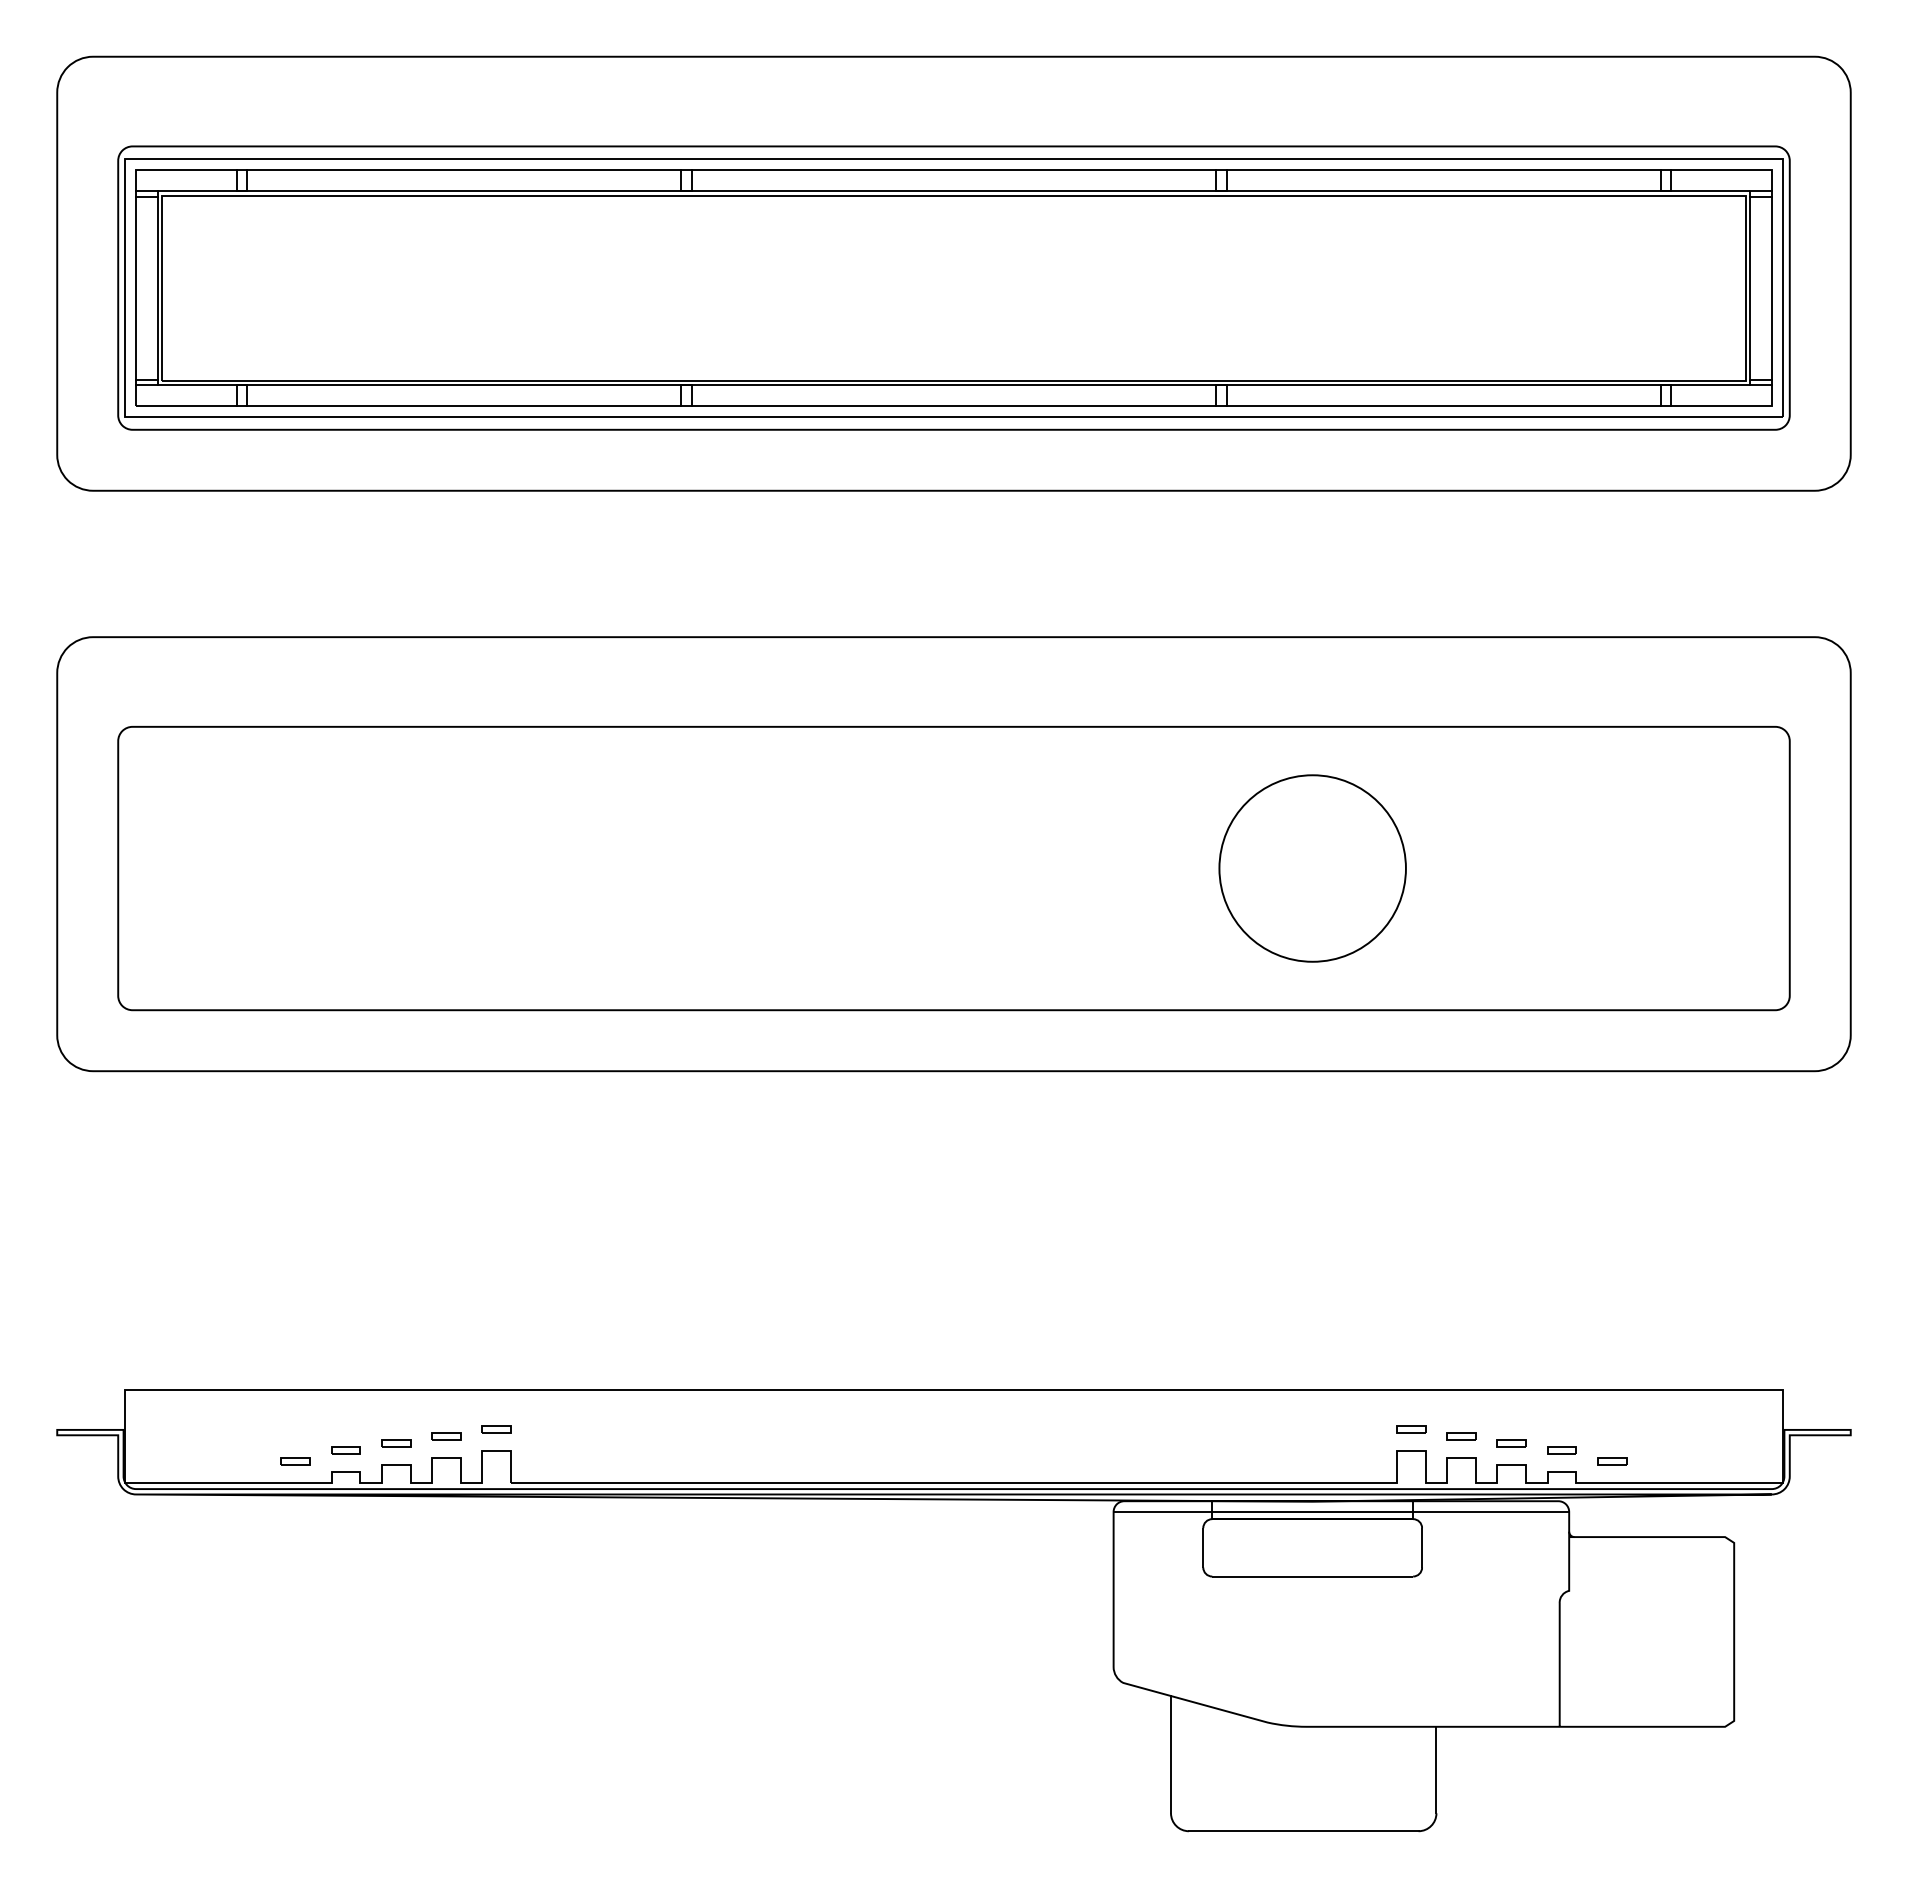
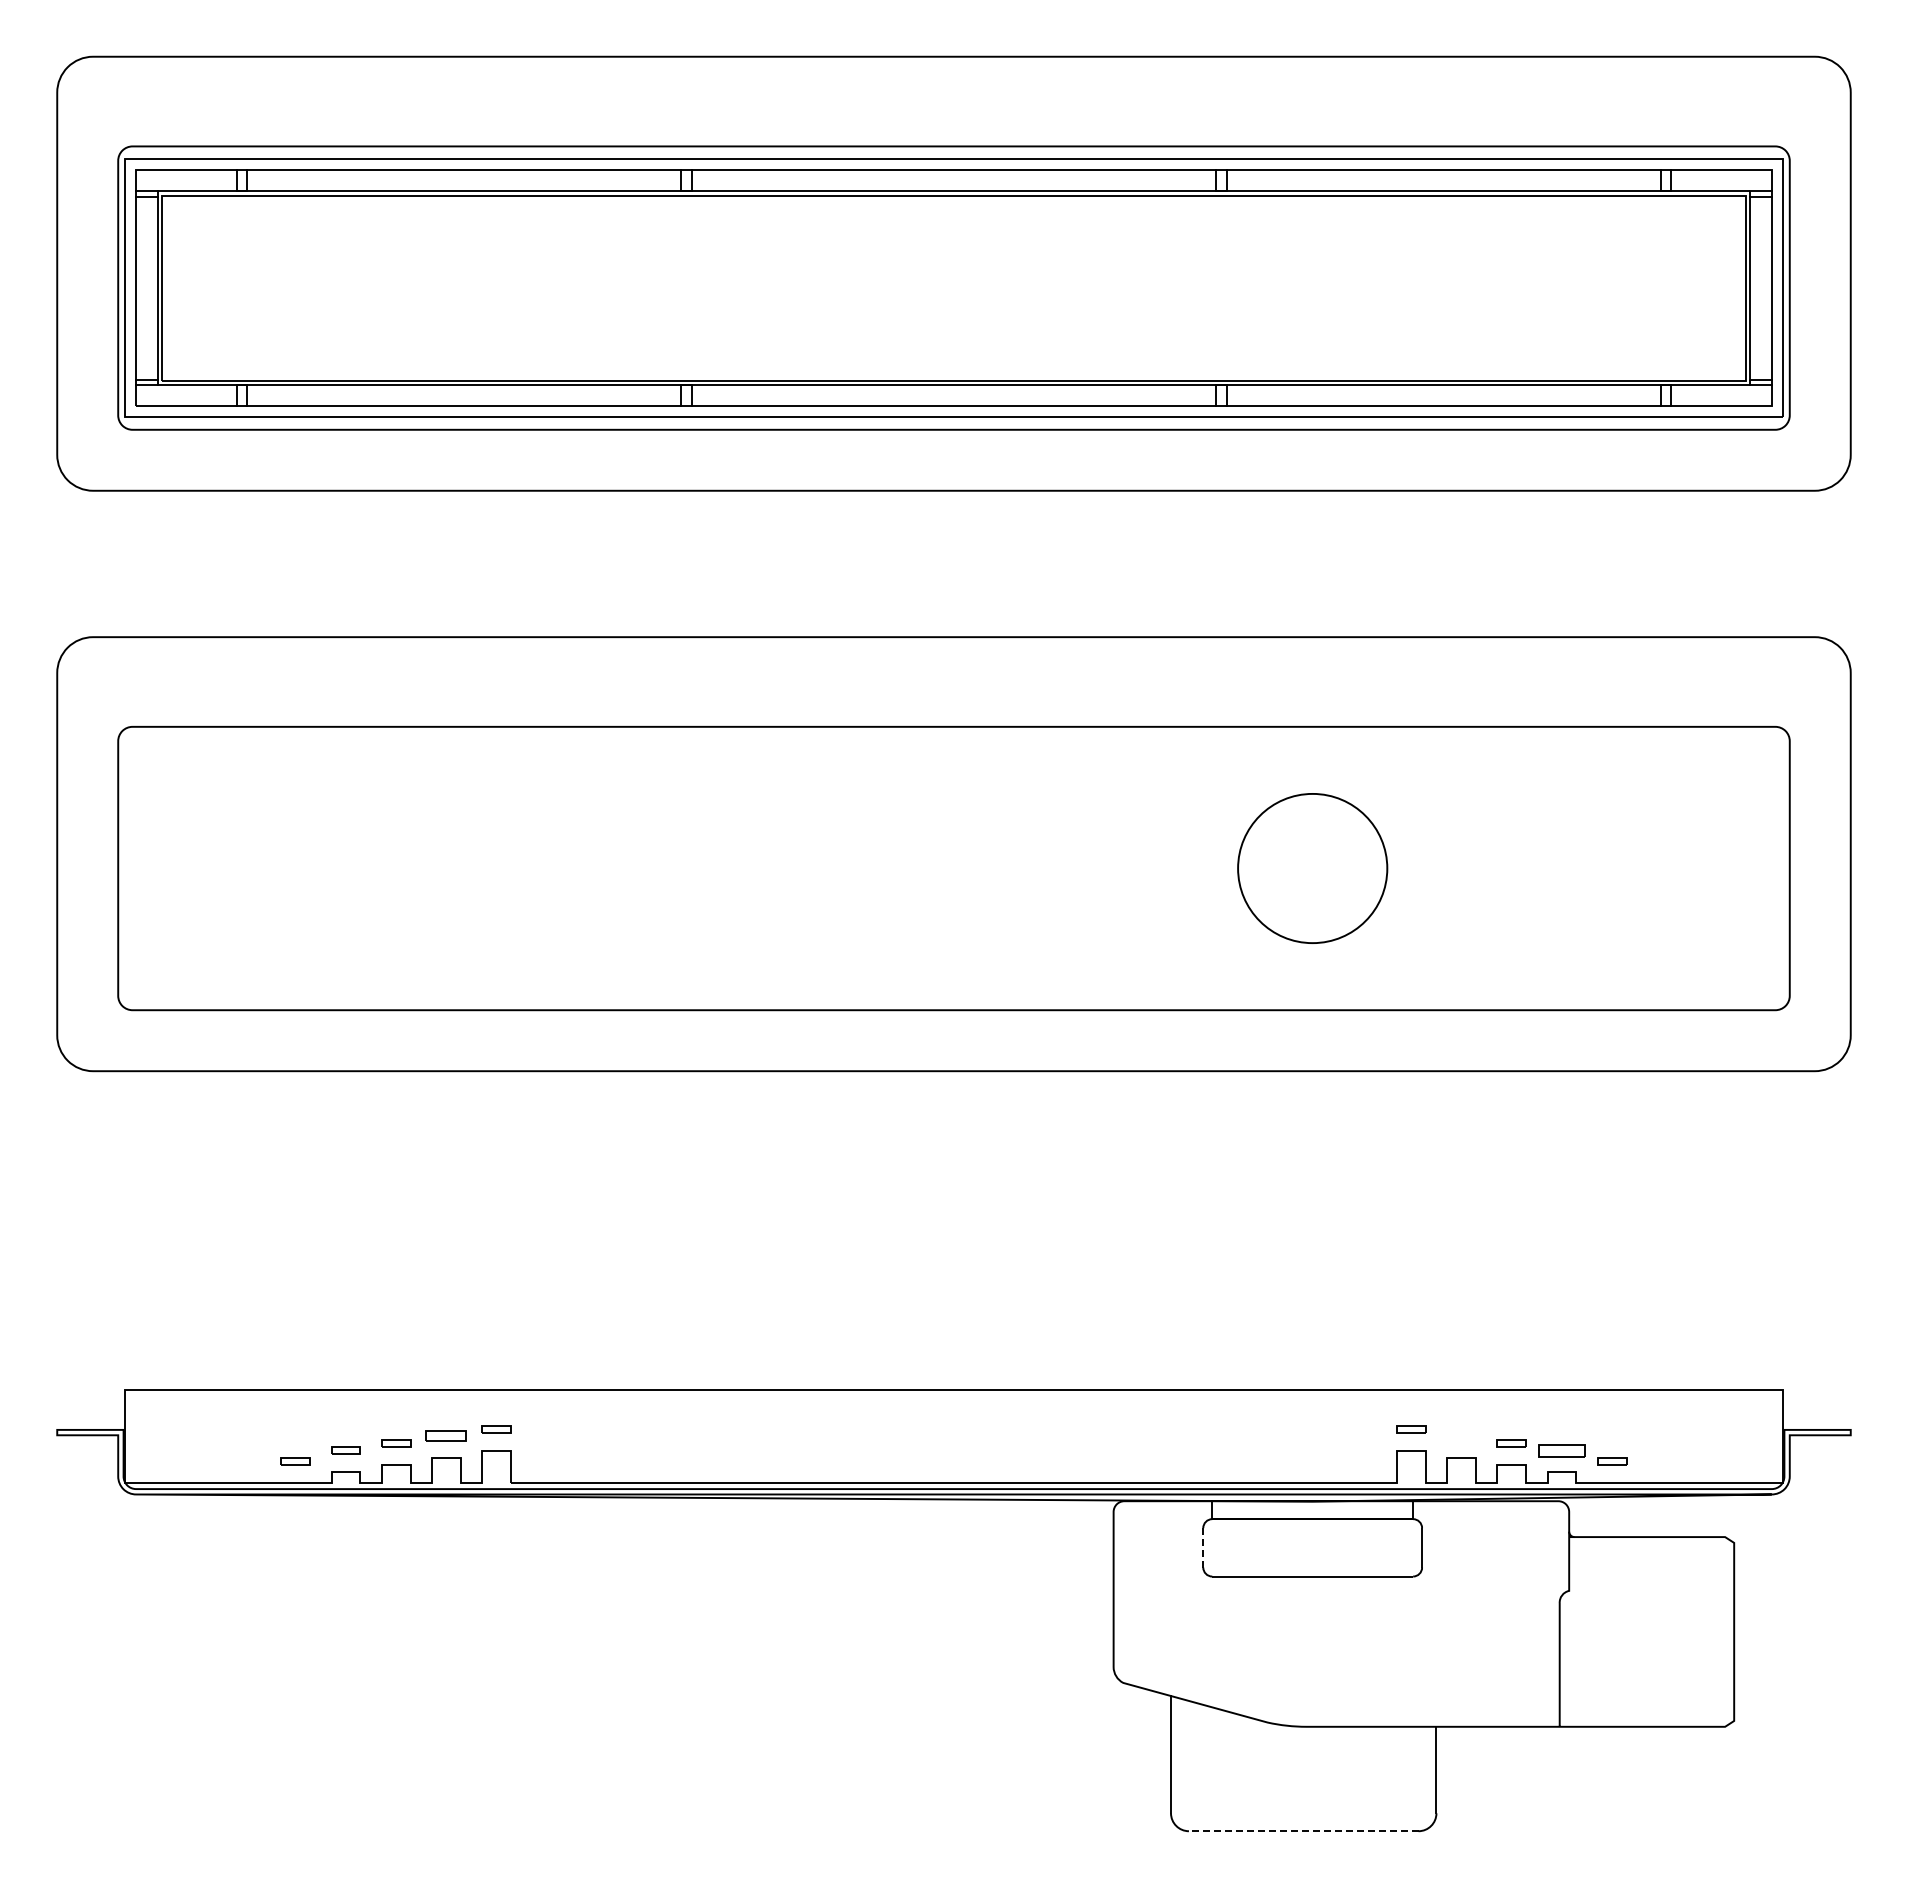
circle diameter: 187 px -> 149 px (1312, 868)
part size: 31x9 px -> 42x12 px (445, 1435)
part: present -> none (1461, 1436)
part size: 30x9 px -> 48x14 px (1561, 1450)
line: present -> none (1341, 1511)
line: solid -> dashed (1203, 1547)
line: solid -> dashed (1303, 1831)
